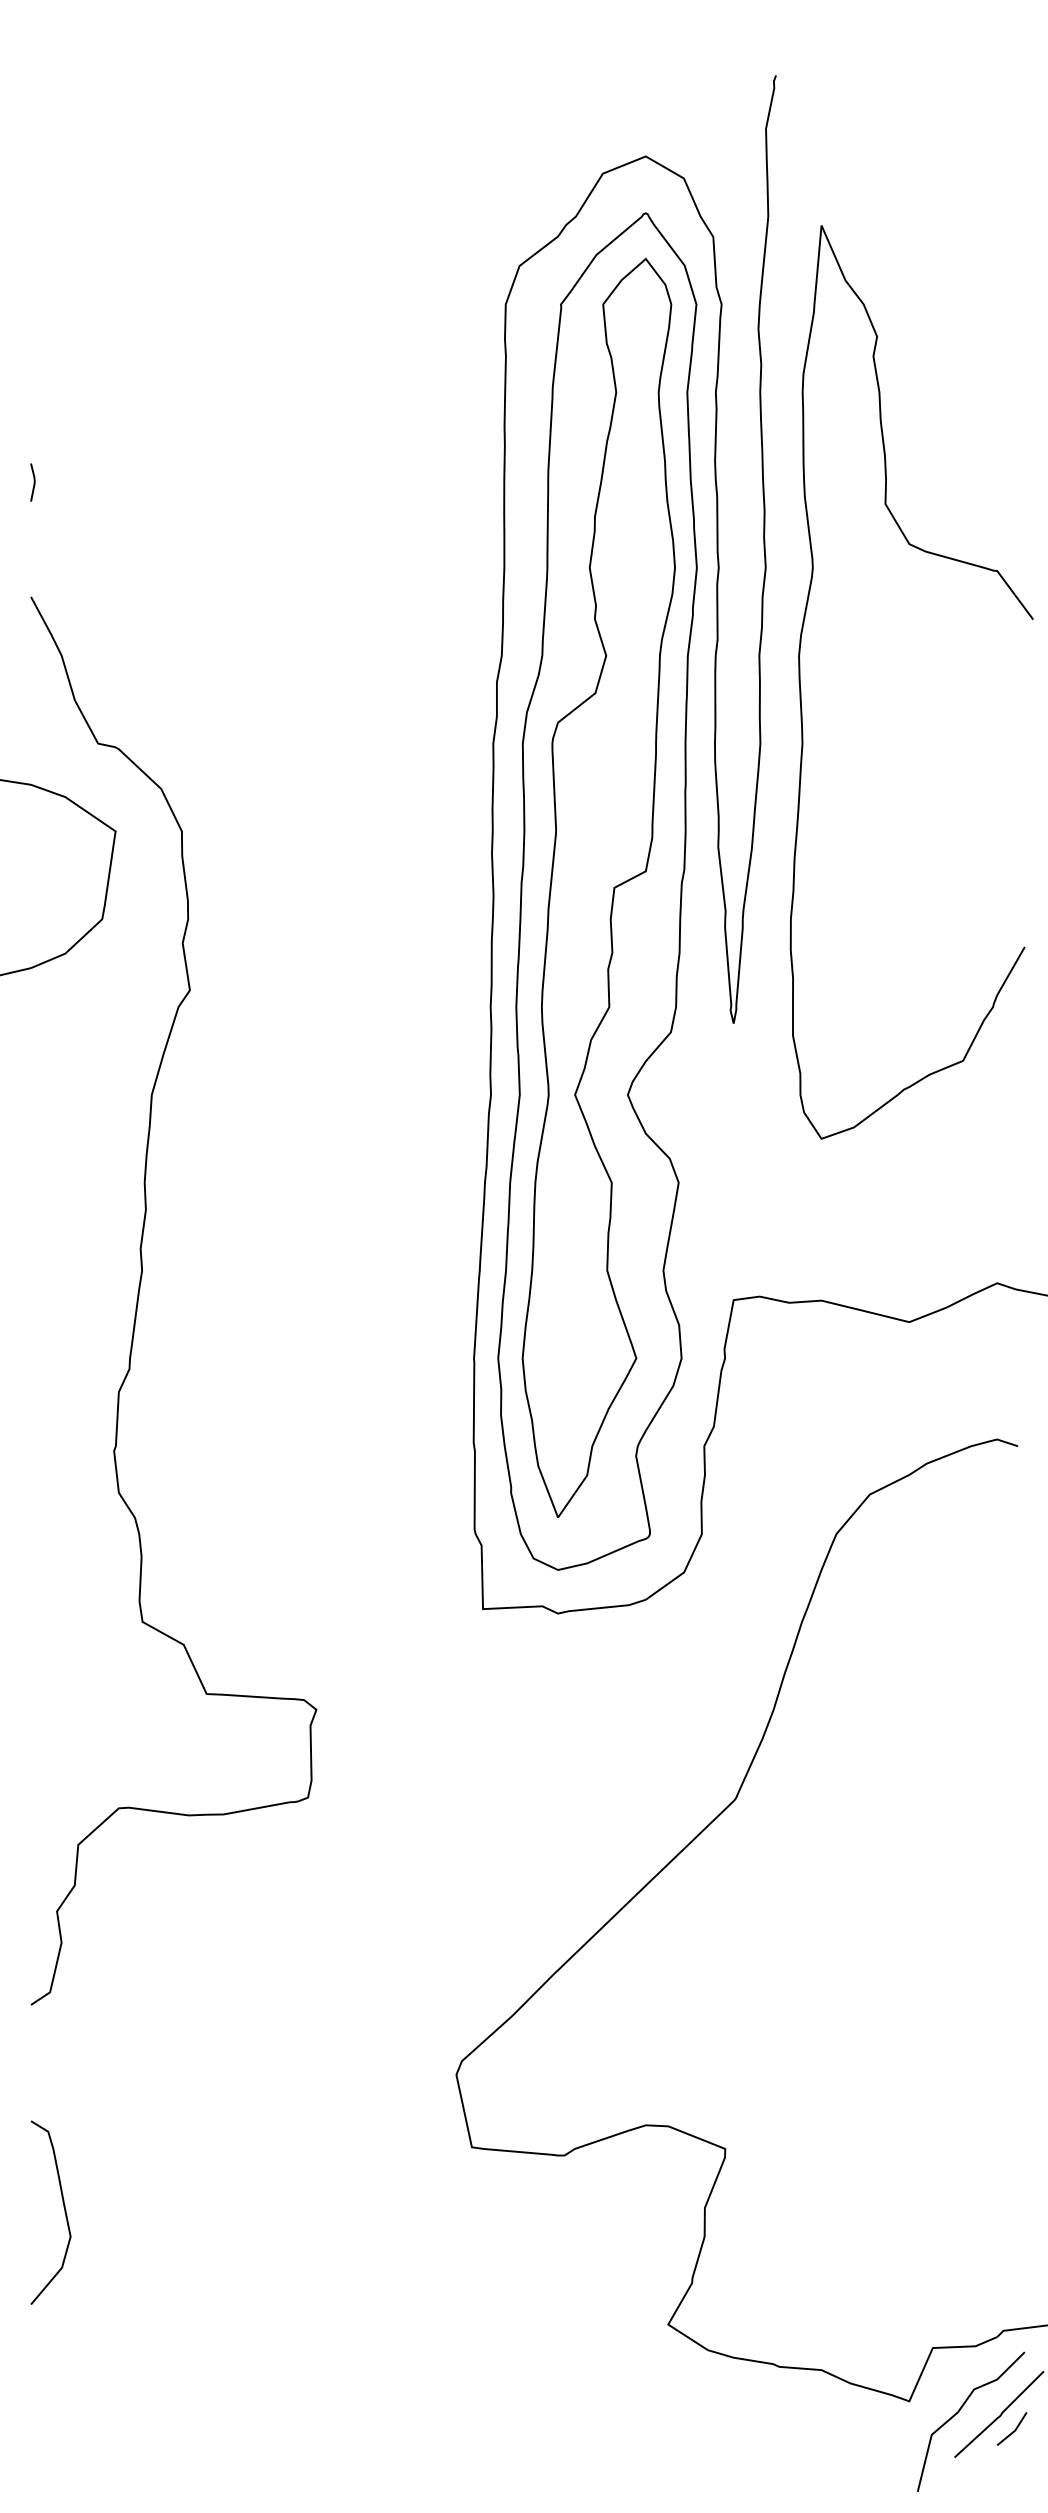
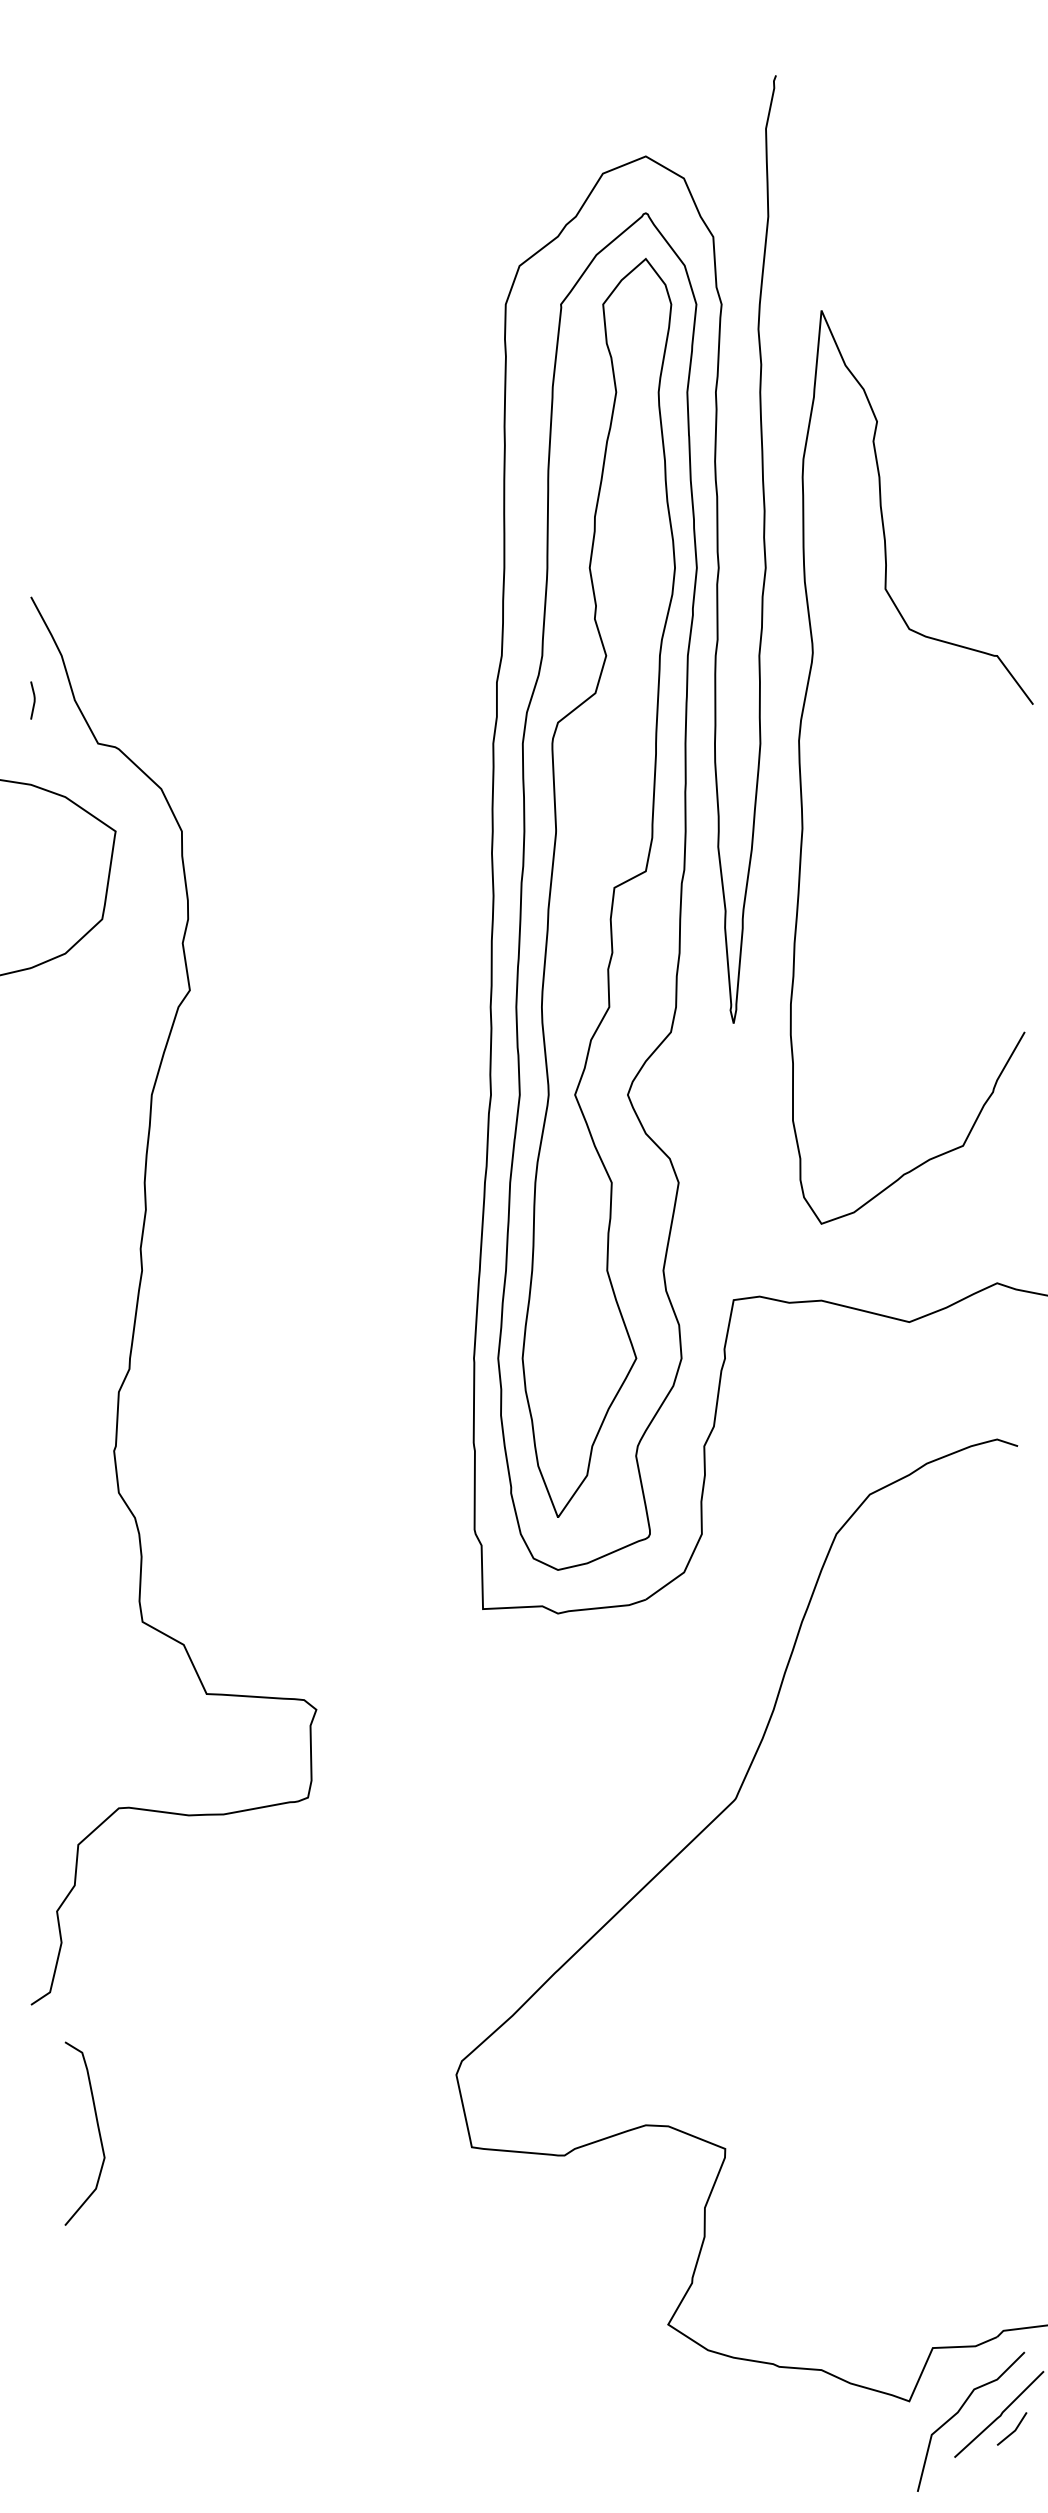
line position: (33, 482) -> (33, 700) (33, 700)
curve position: (801, 689) -> (801, 774) (801, 774)
curve position: (63, 2207) -> (97, 2128) (97, 2128)
